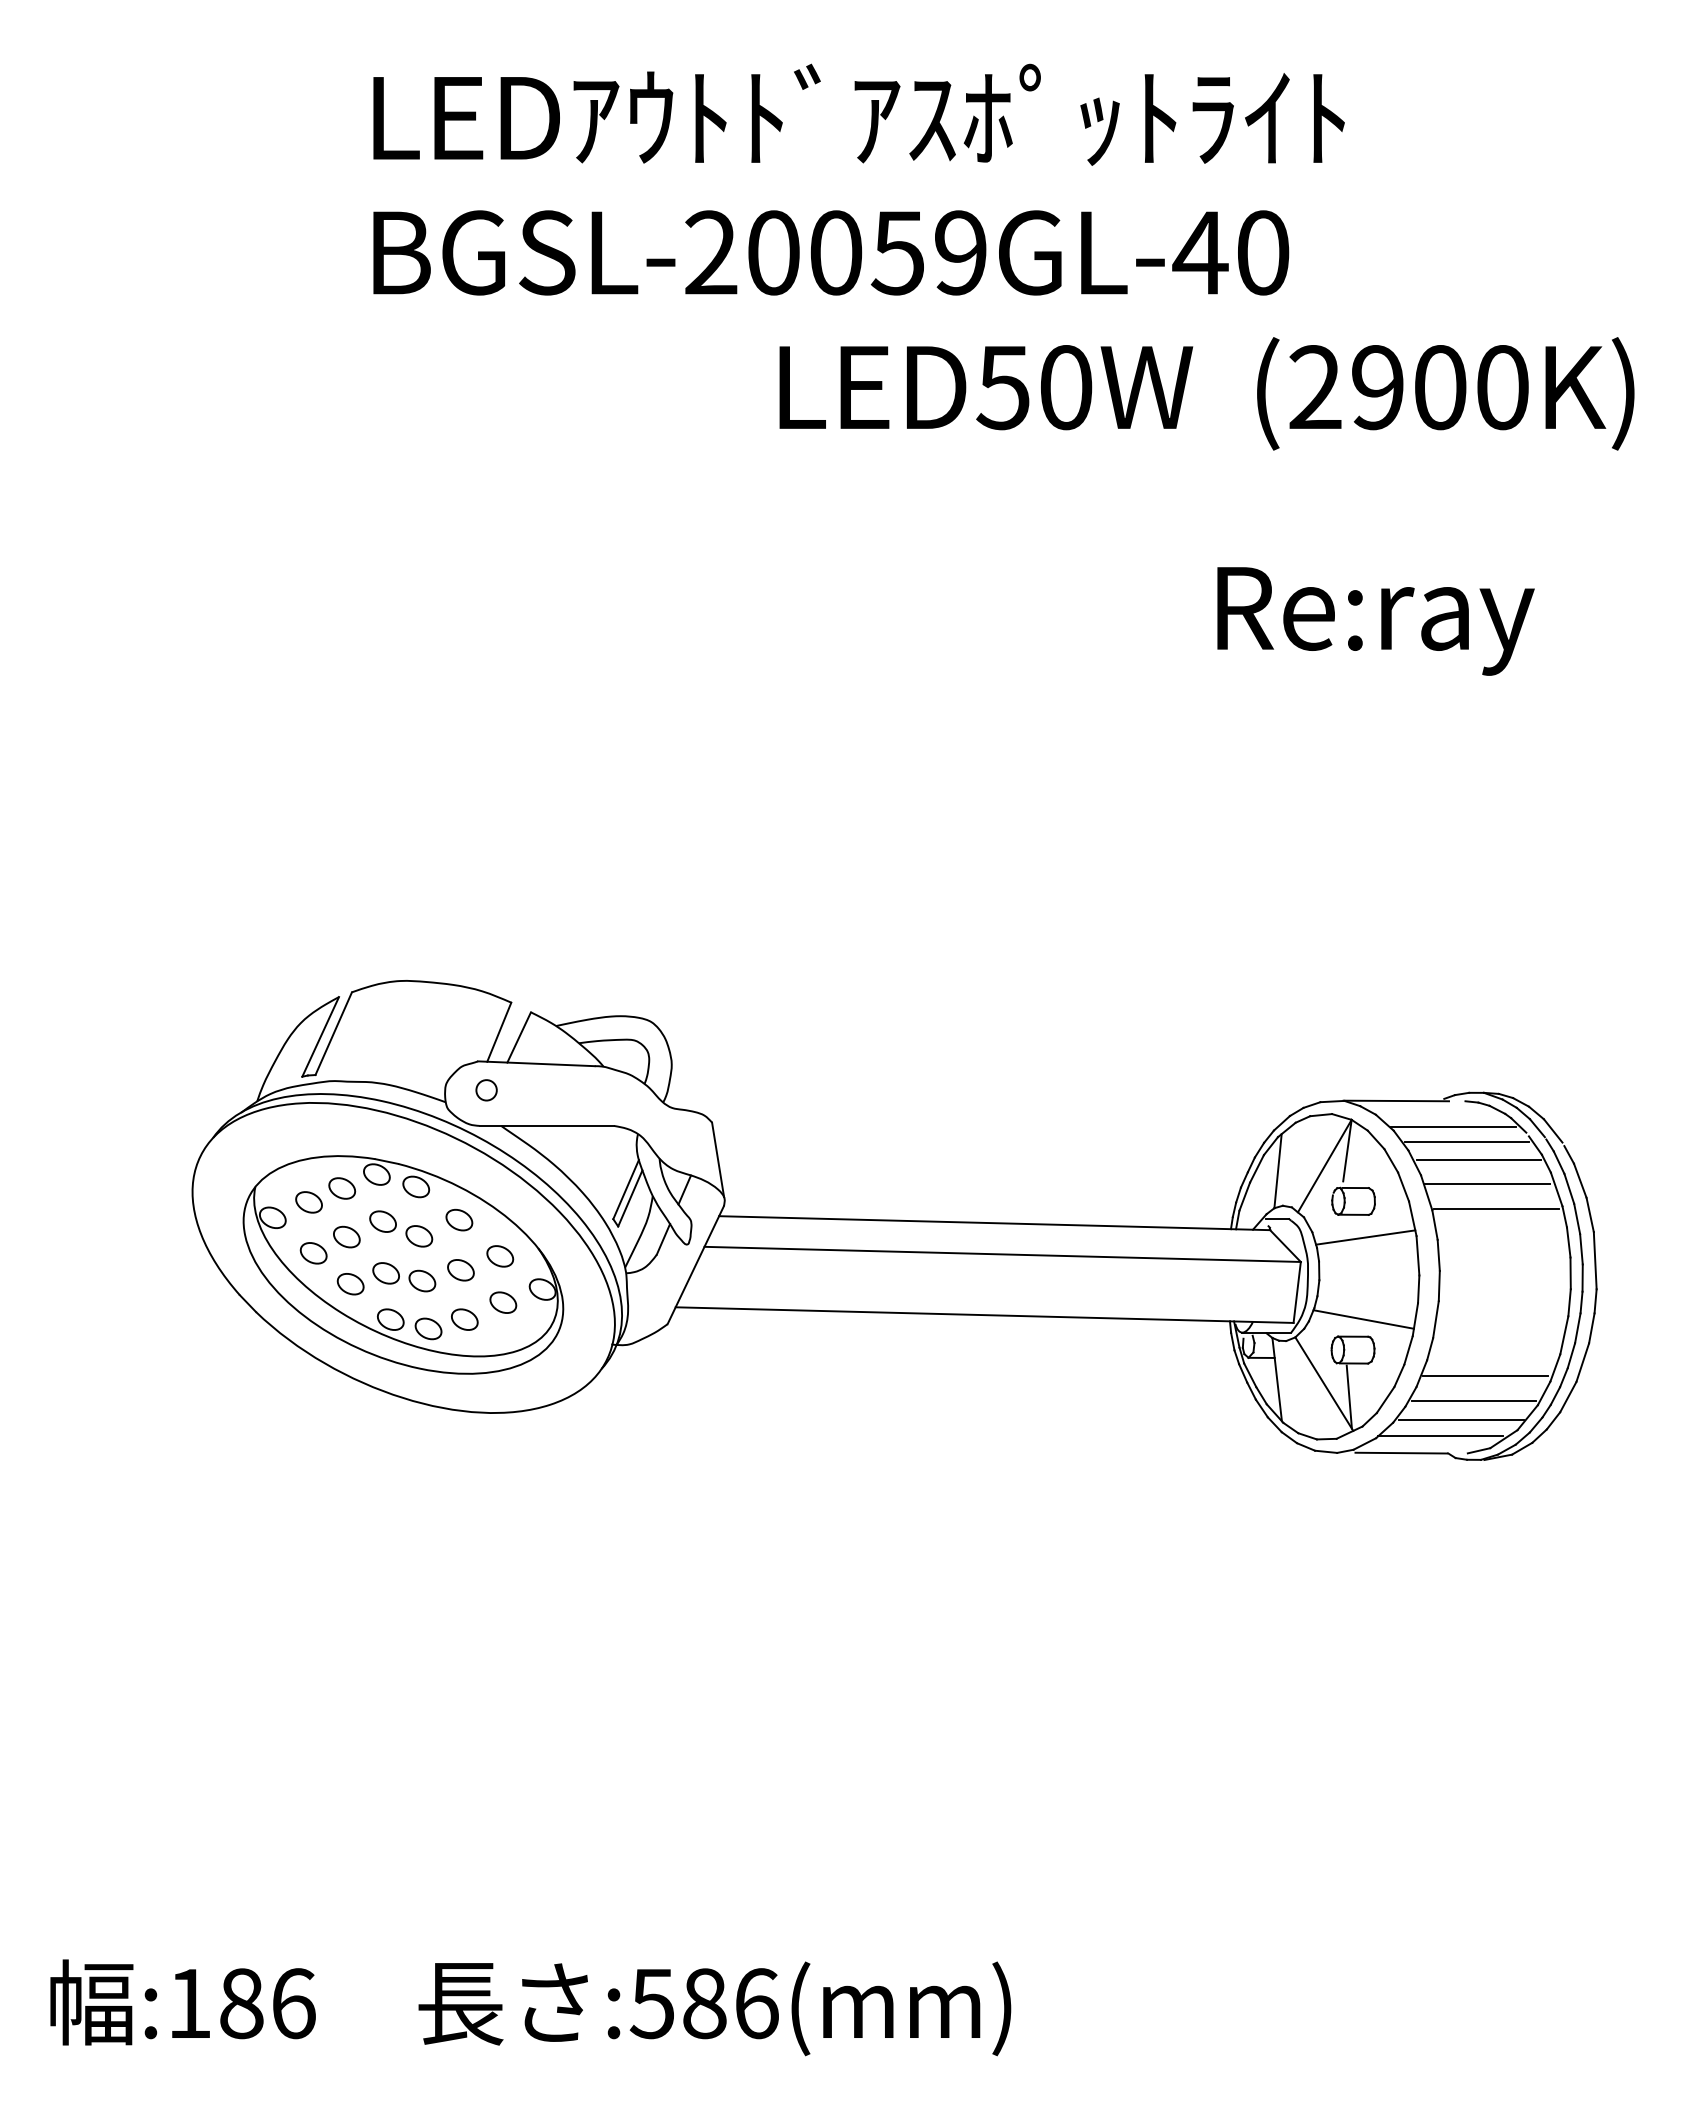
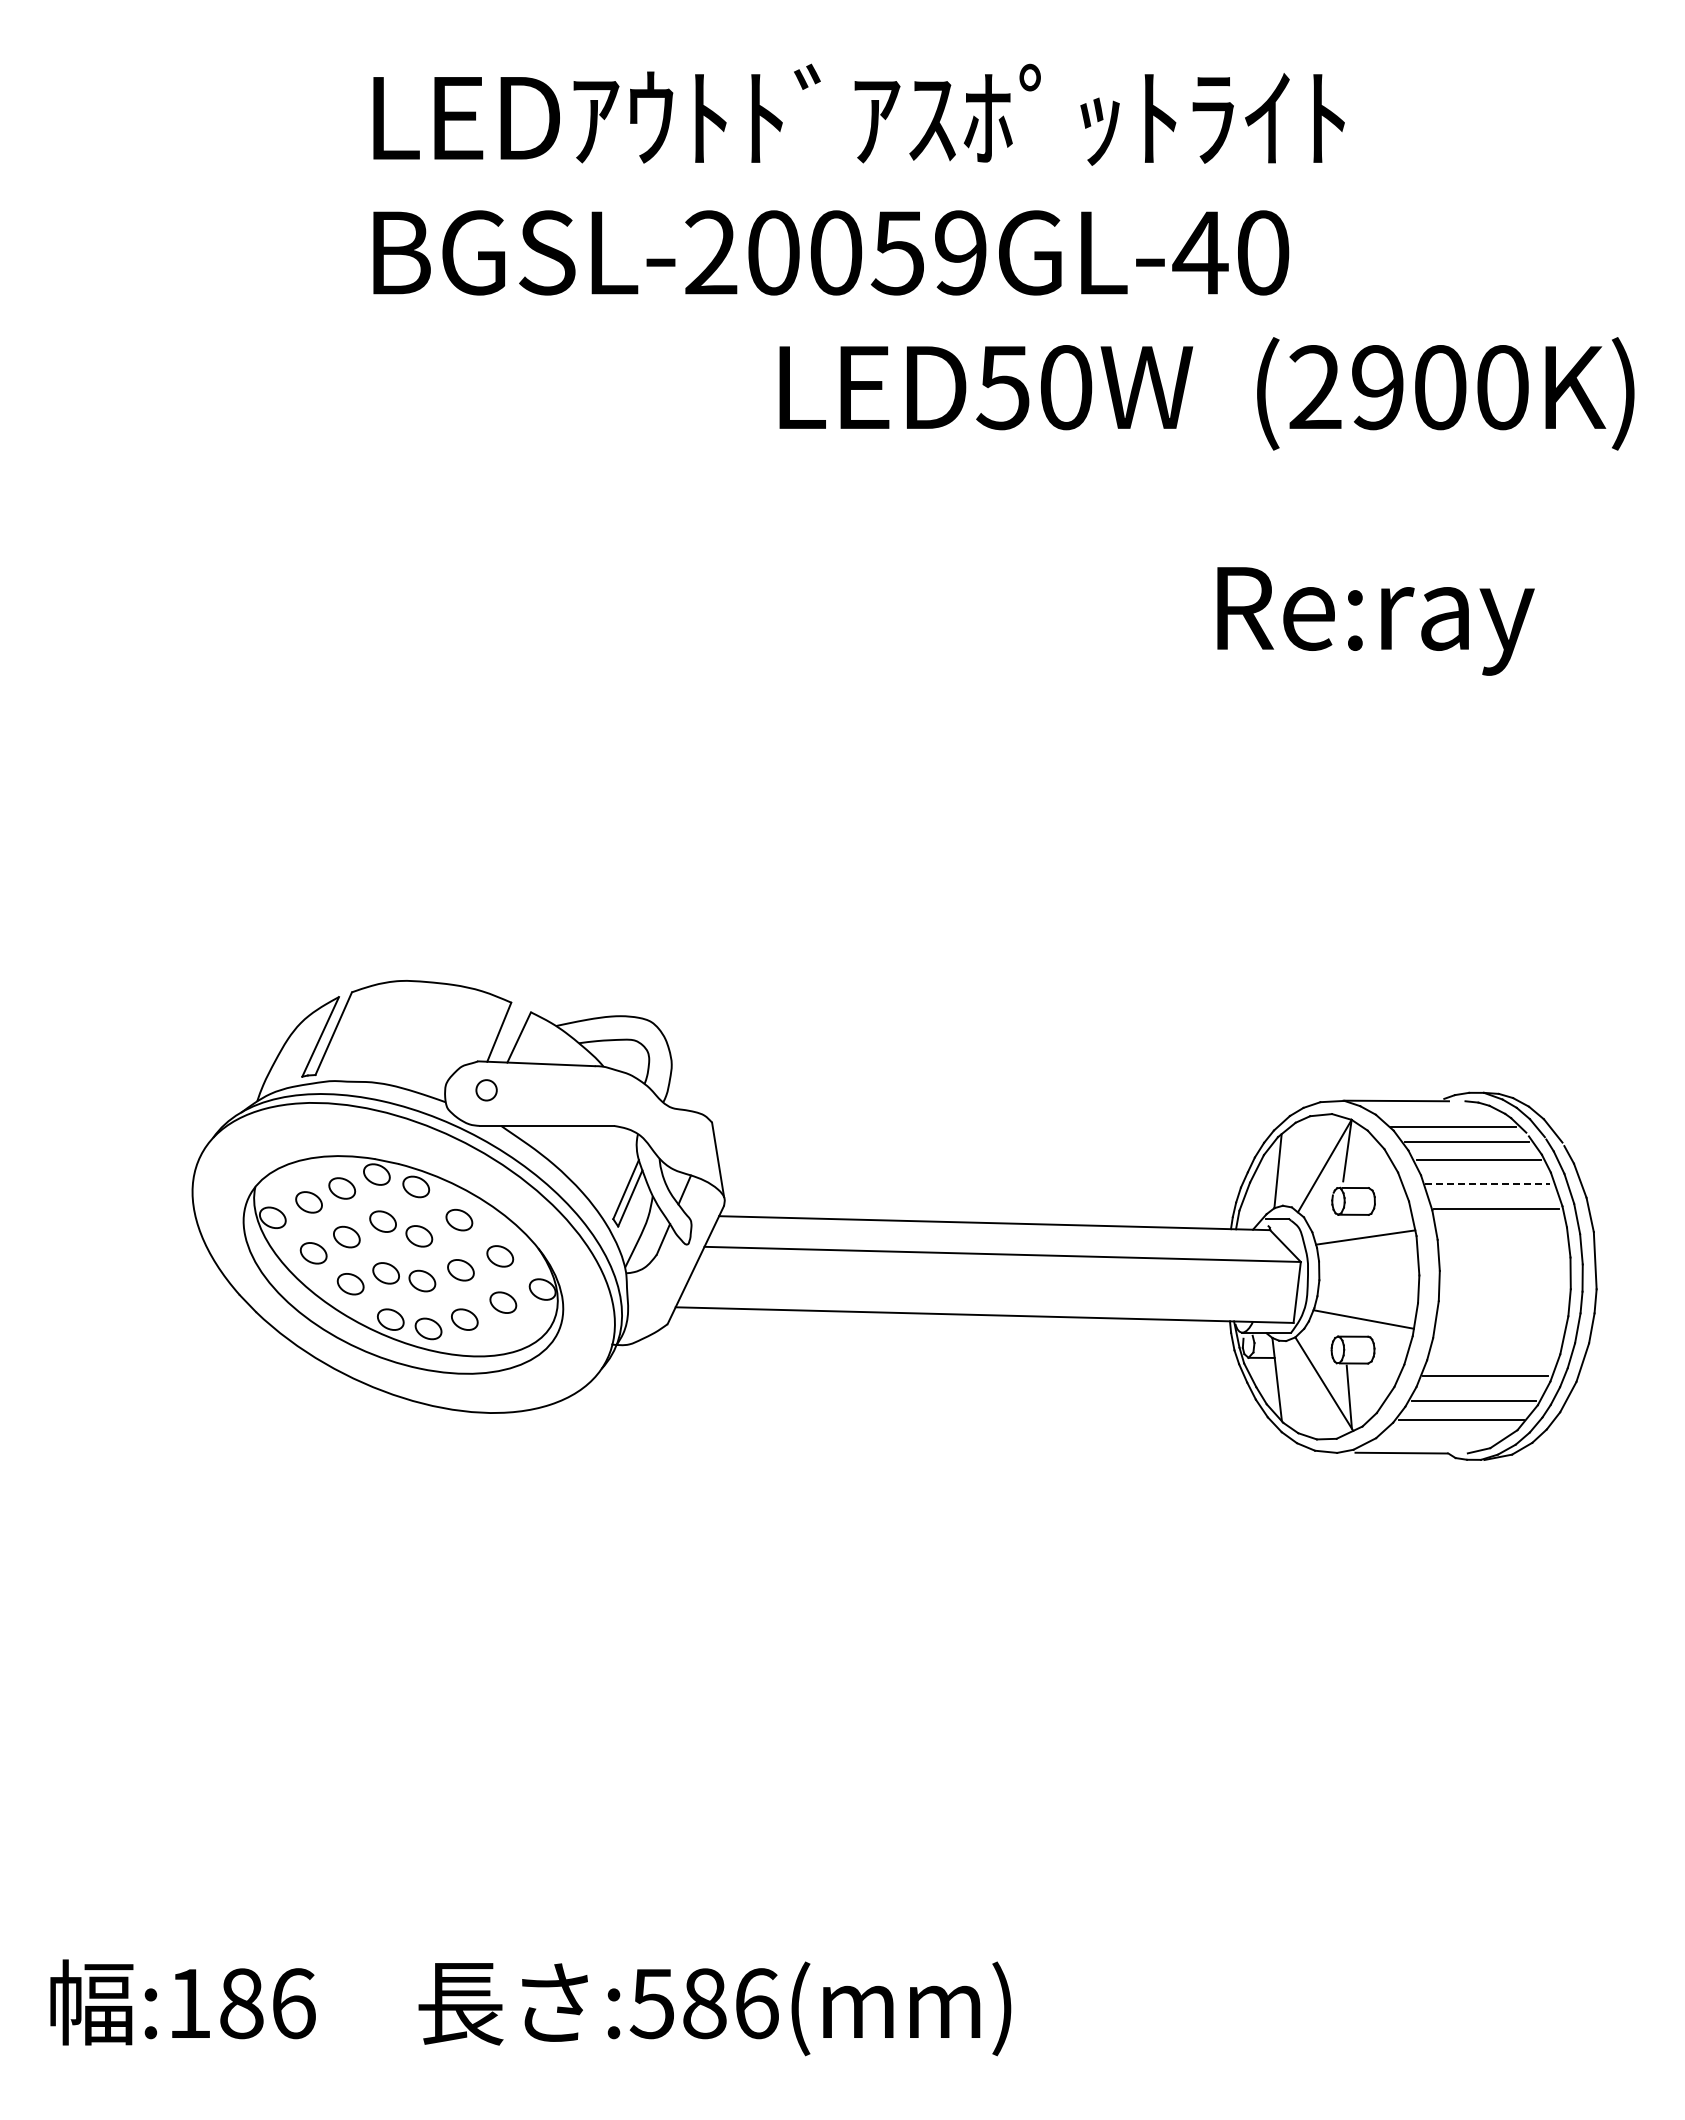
line: solid -> dashed (1488, 1183)
line: present -> none (1440, 1436)
